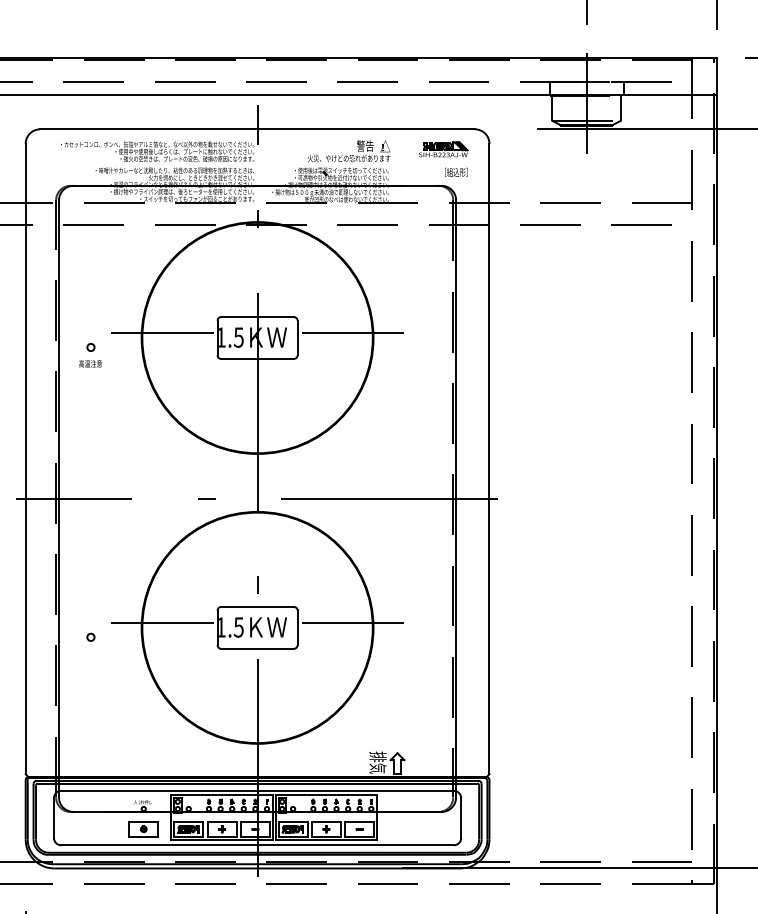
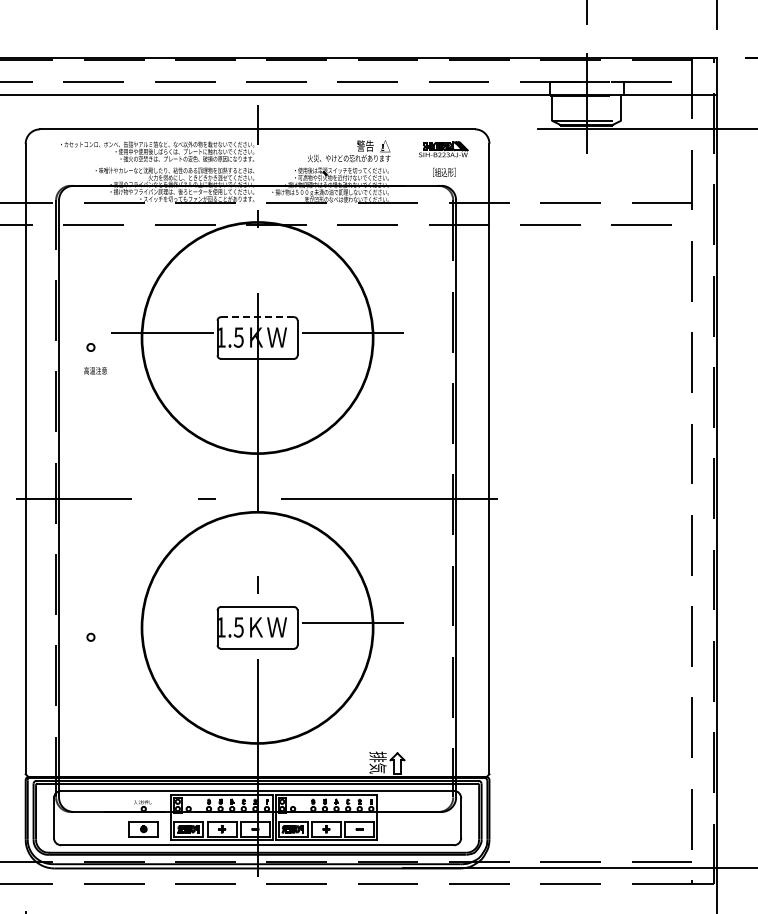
text position: (456, 171) -> (444, 171) (444, 171)
line: solid -> dashed (257, 317)
text position: (90, 363) -> (95, 370) (95, 370)
line: present -> none (161, 622)
